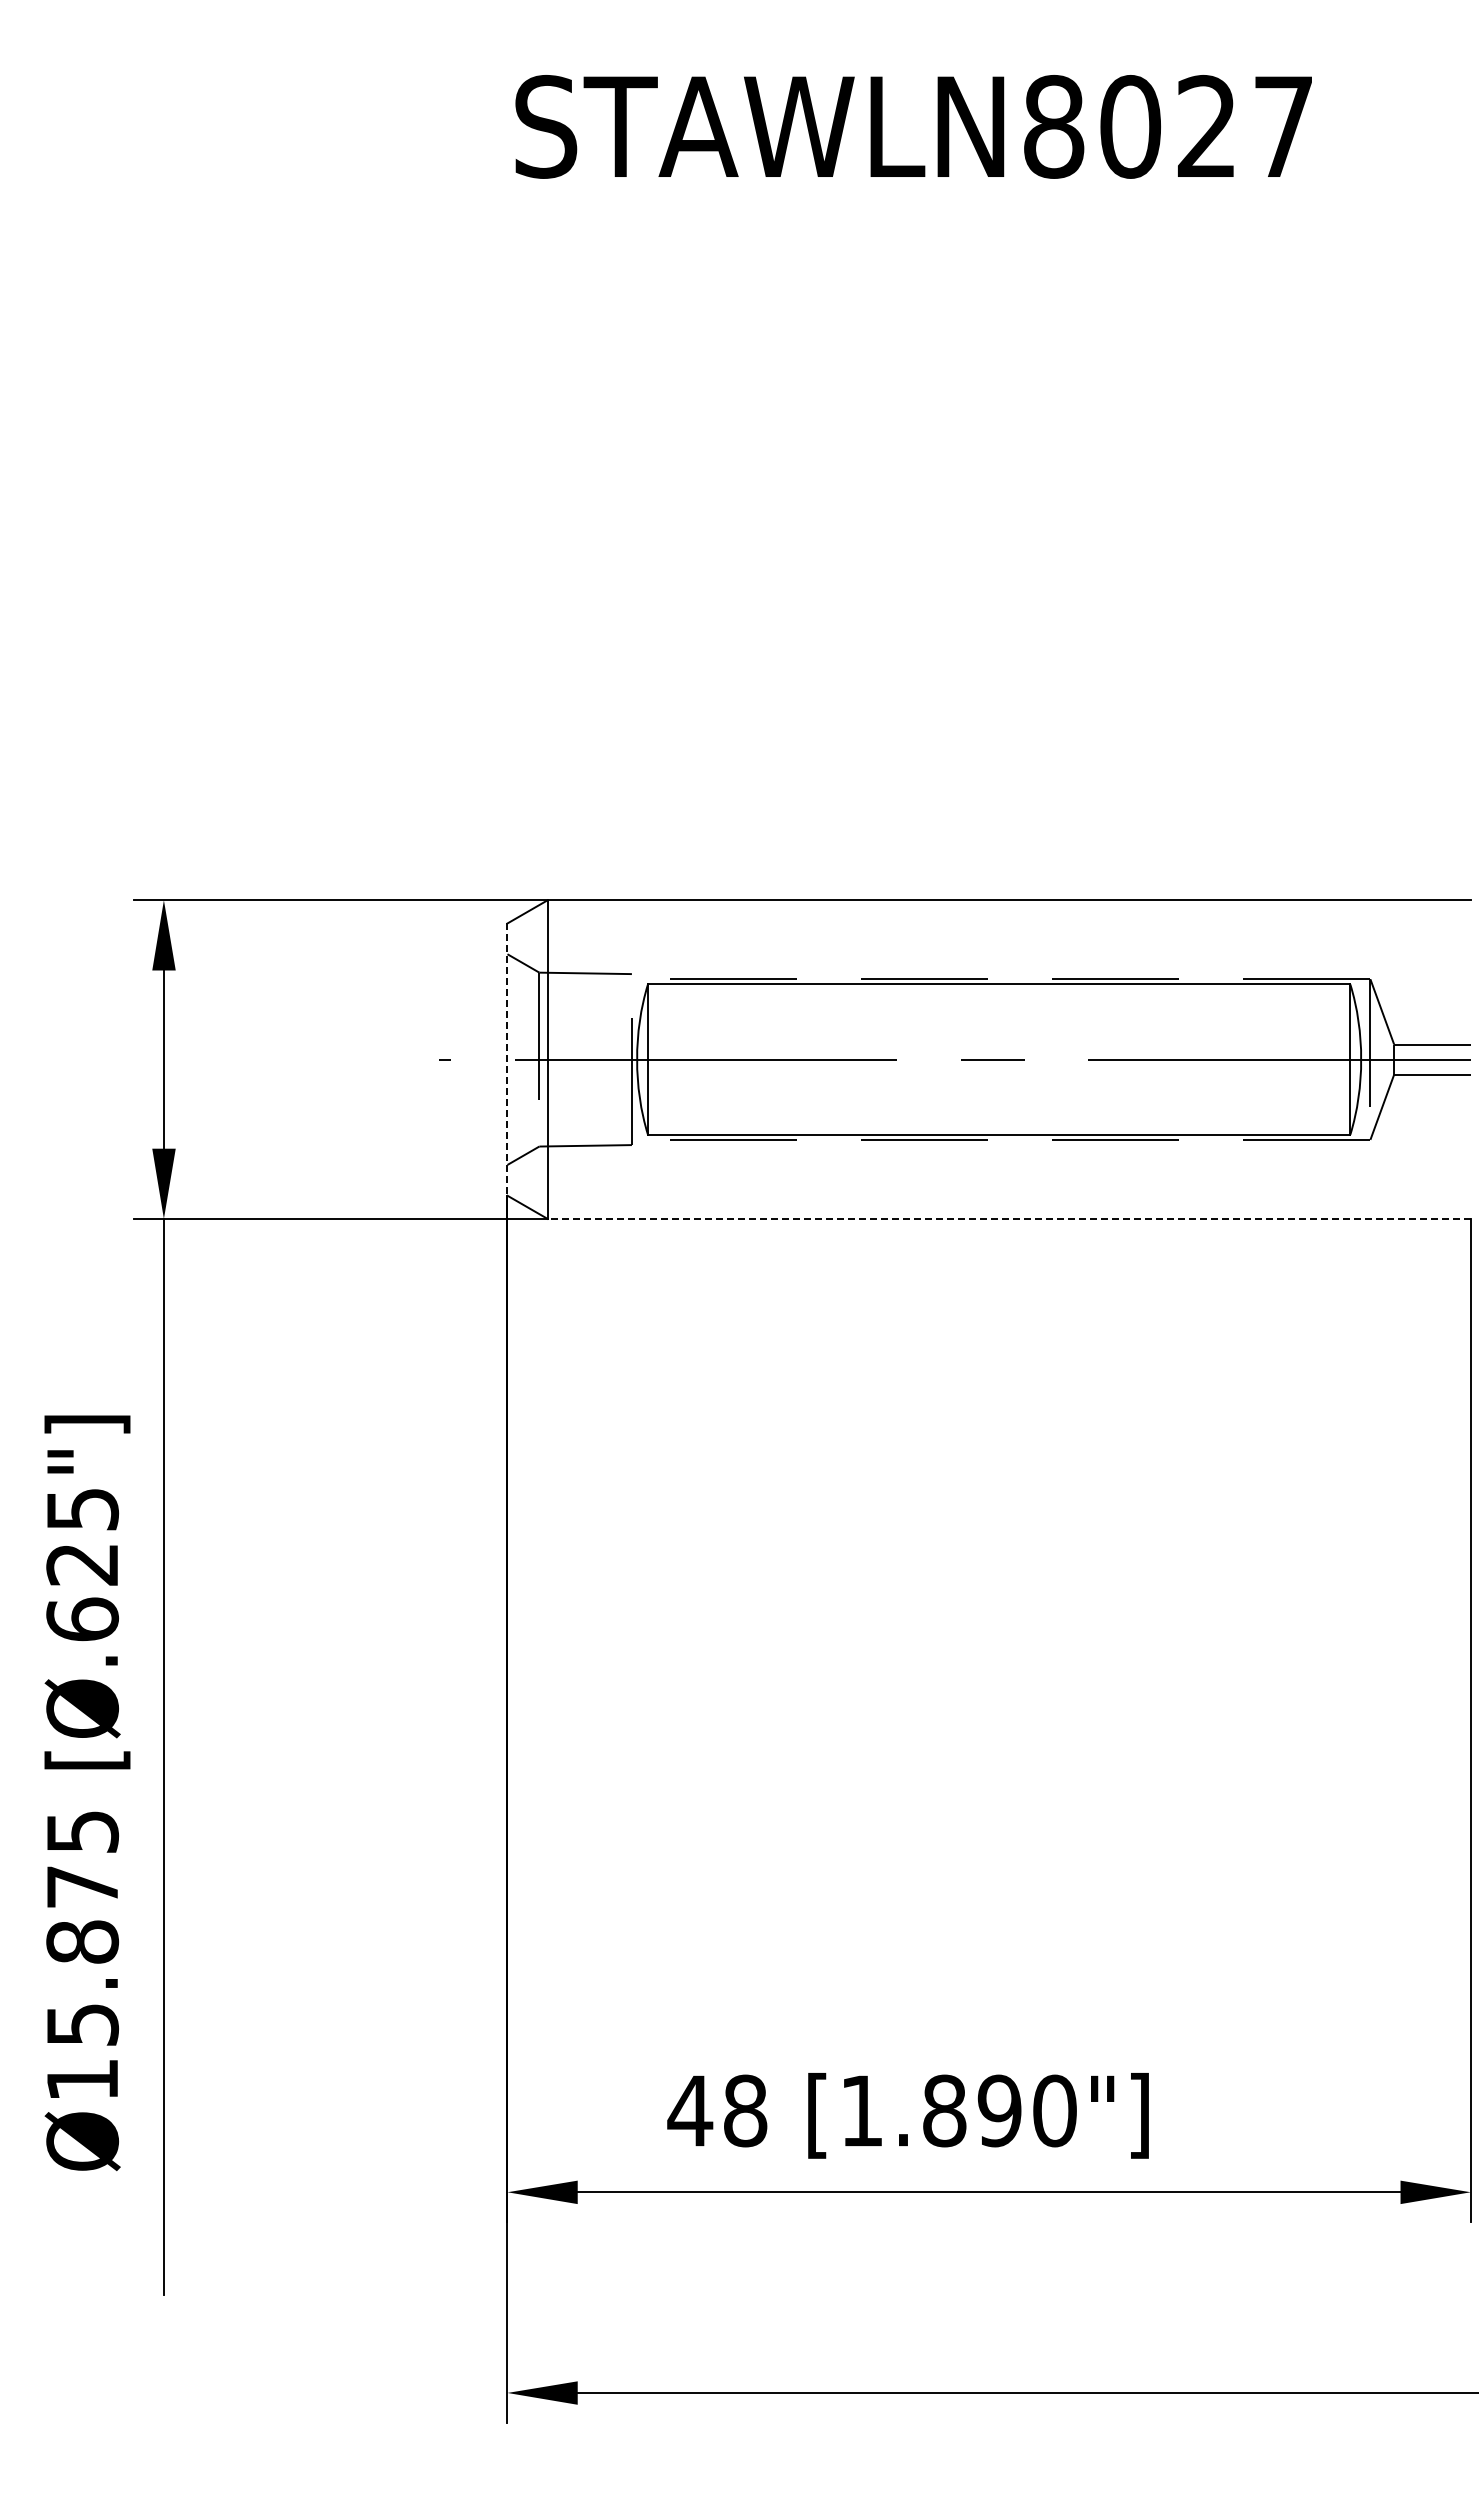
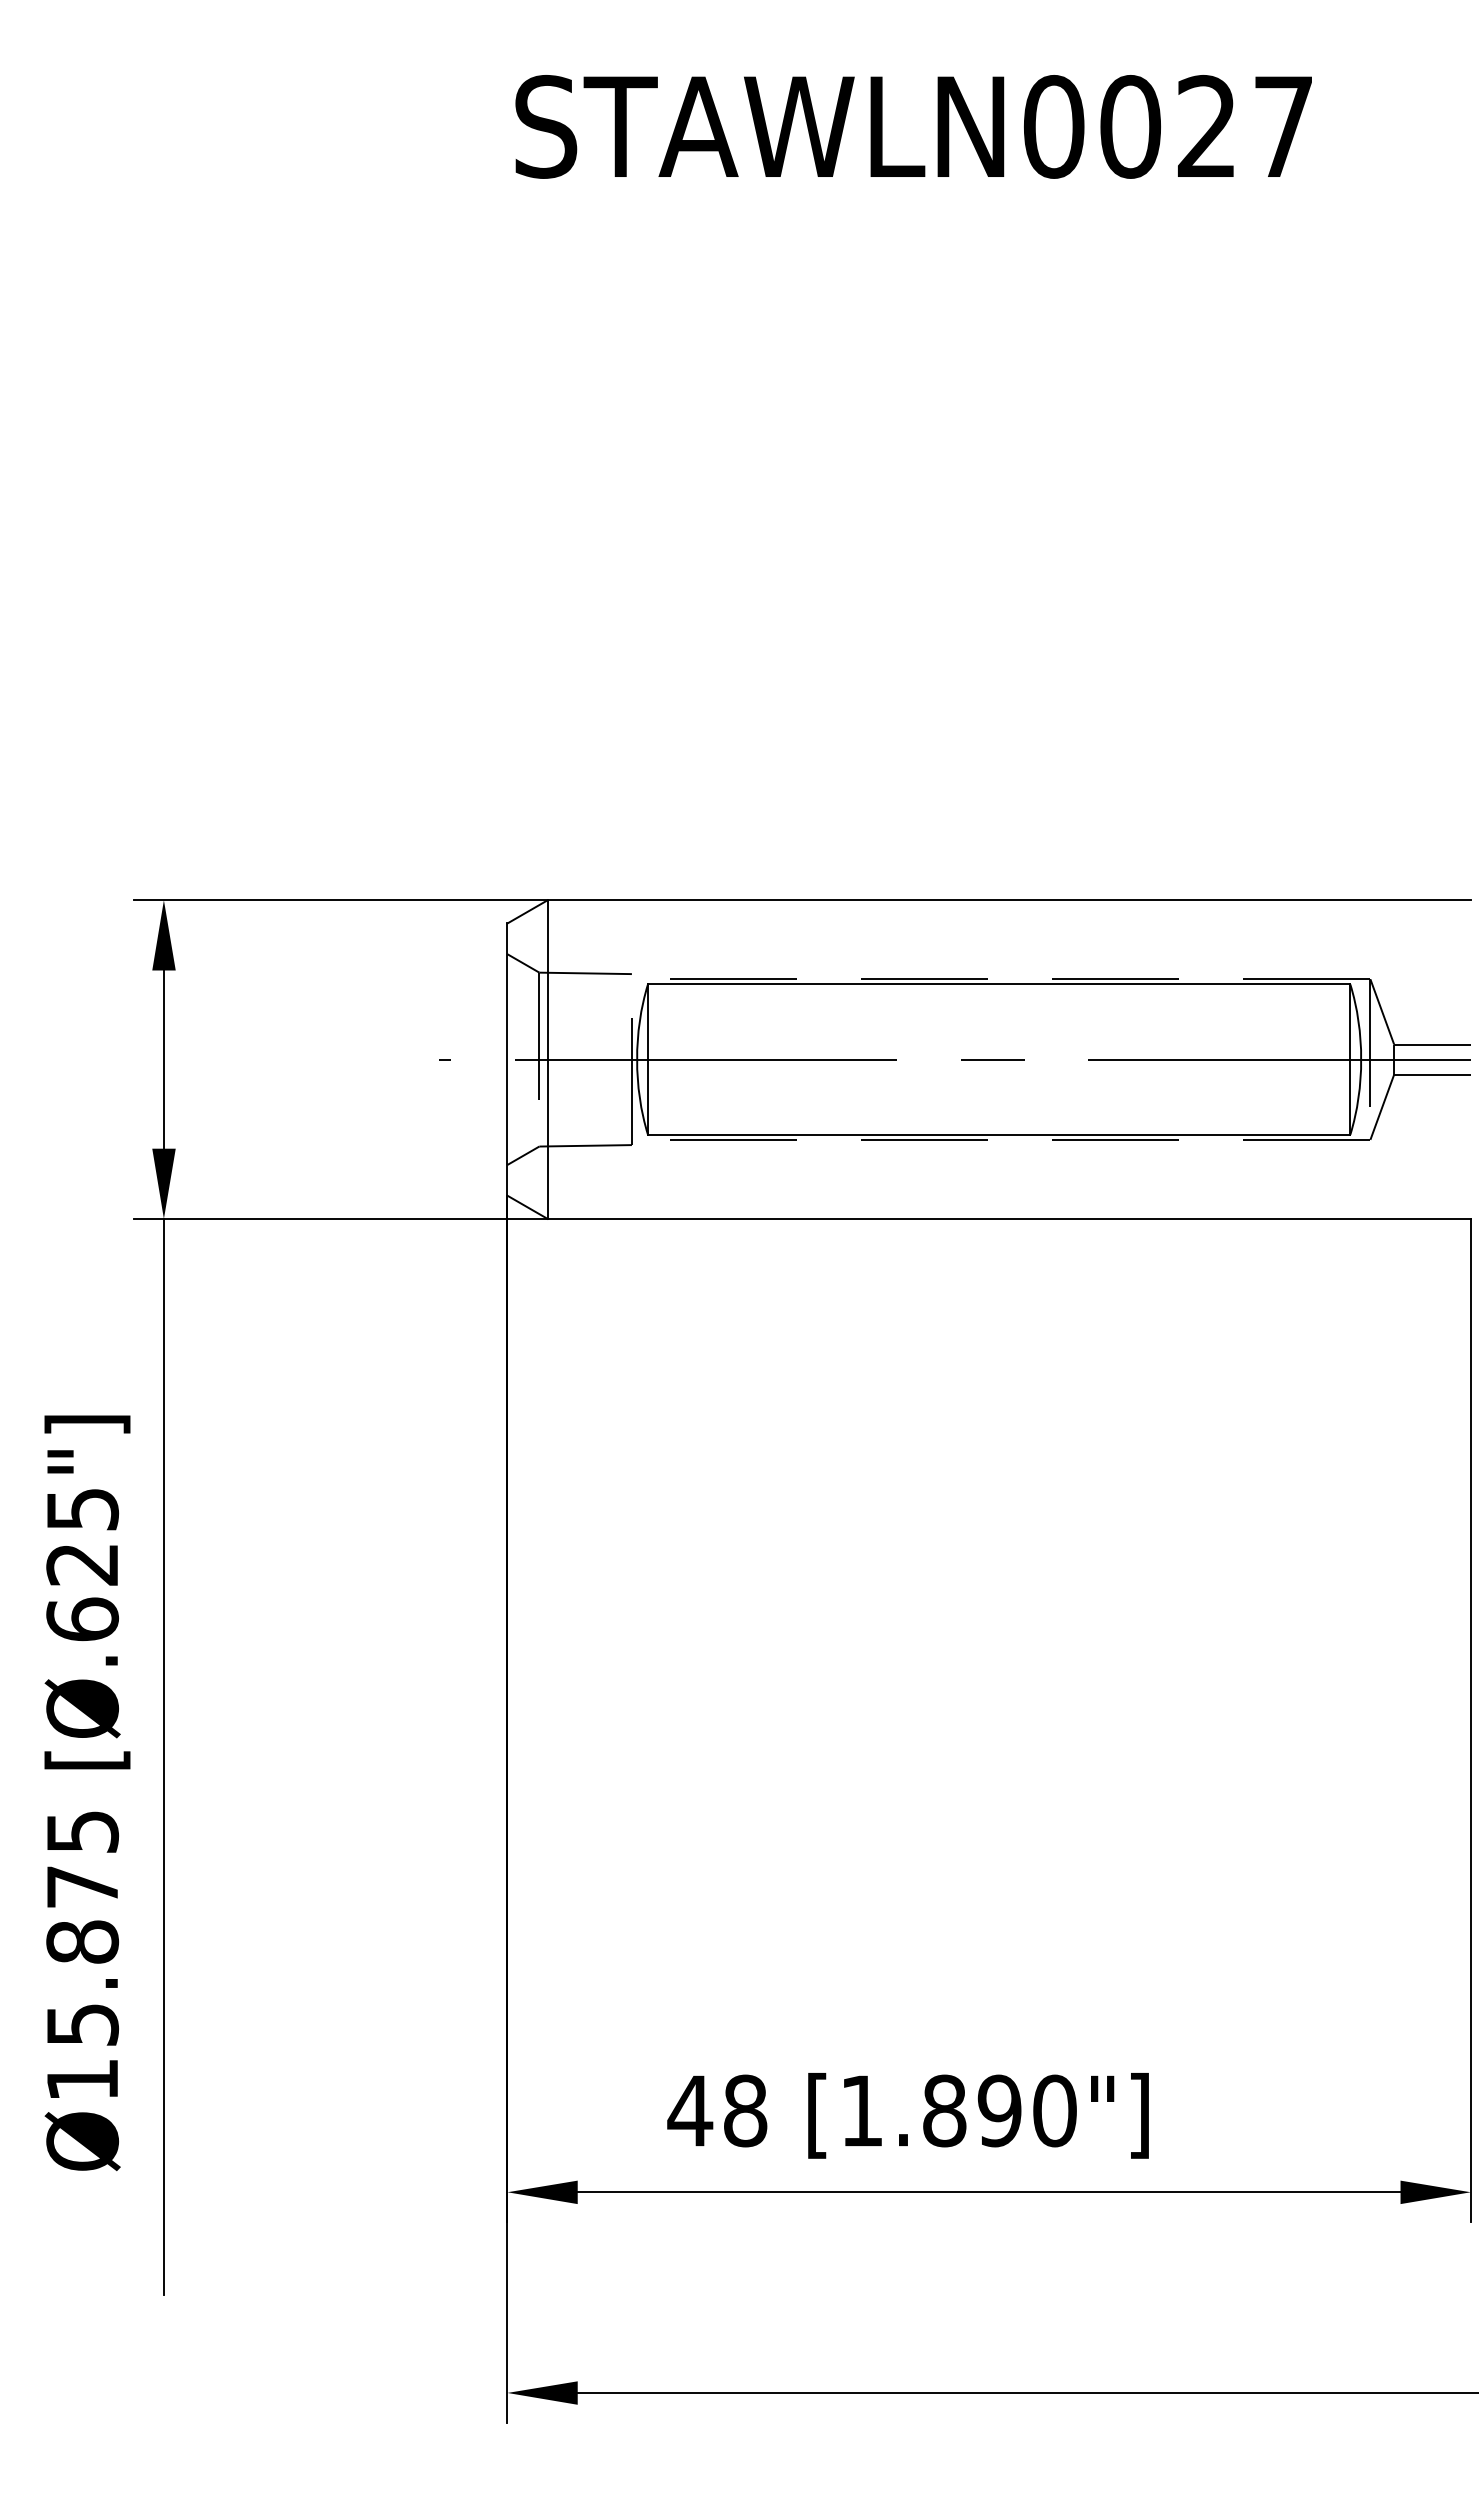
text: STAWLN8027 -> STAWLN0027 (1053, 126)
line: dashed -> solid (507, 1060)
line: dashed -> solid (1009, 1218)
